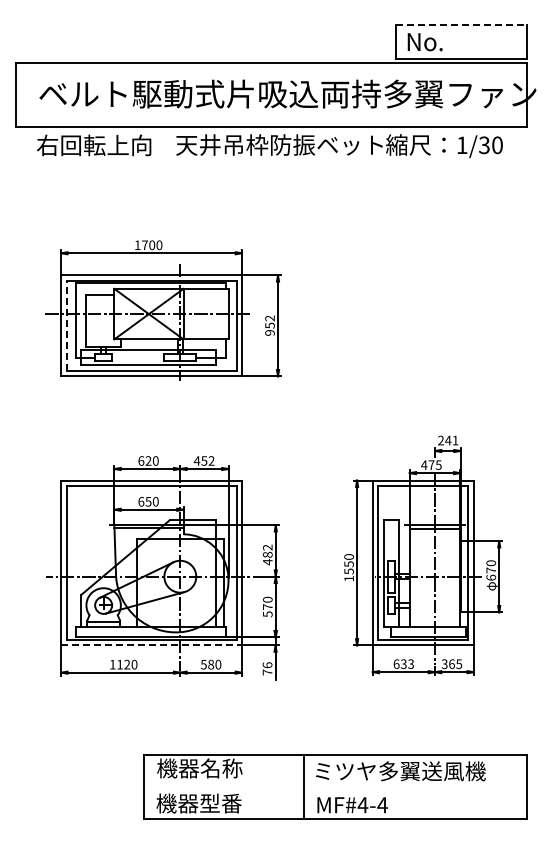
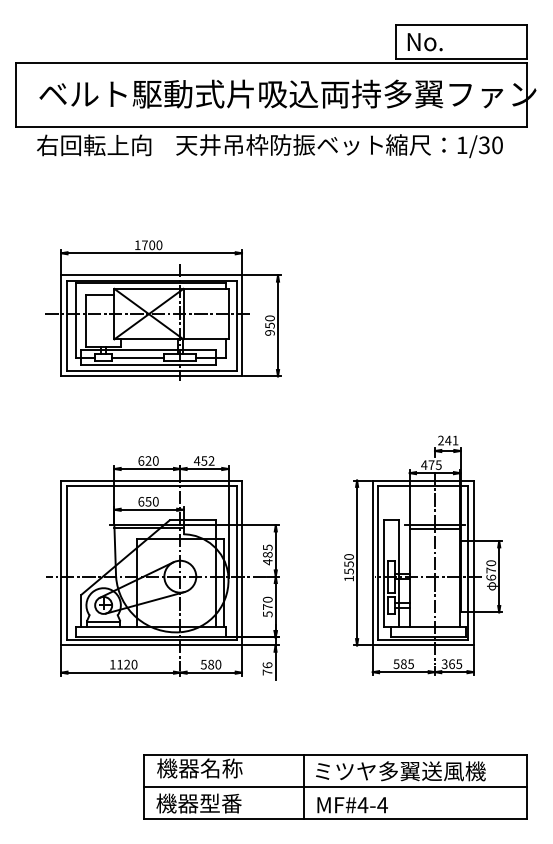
line: dashed -> solid (462, 25)
text: 952 -> 950 (269, 318)
line: dashed -> solid (66, 325)
line: none -> present (138, 357)
text: 482 -> 485 (267, 547)
line: dashed -> solid (152, 645)
text: 633 -> 585 (403, 663)
line: none -> present (335, 786)
